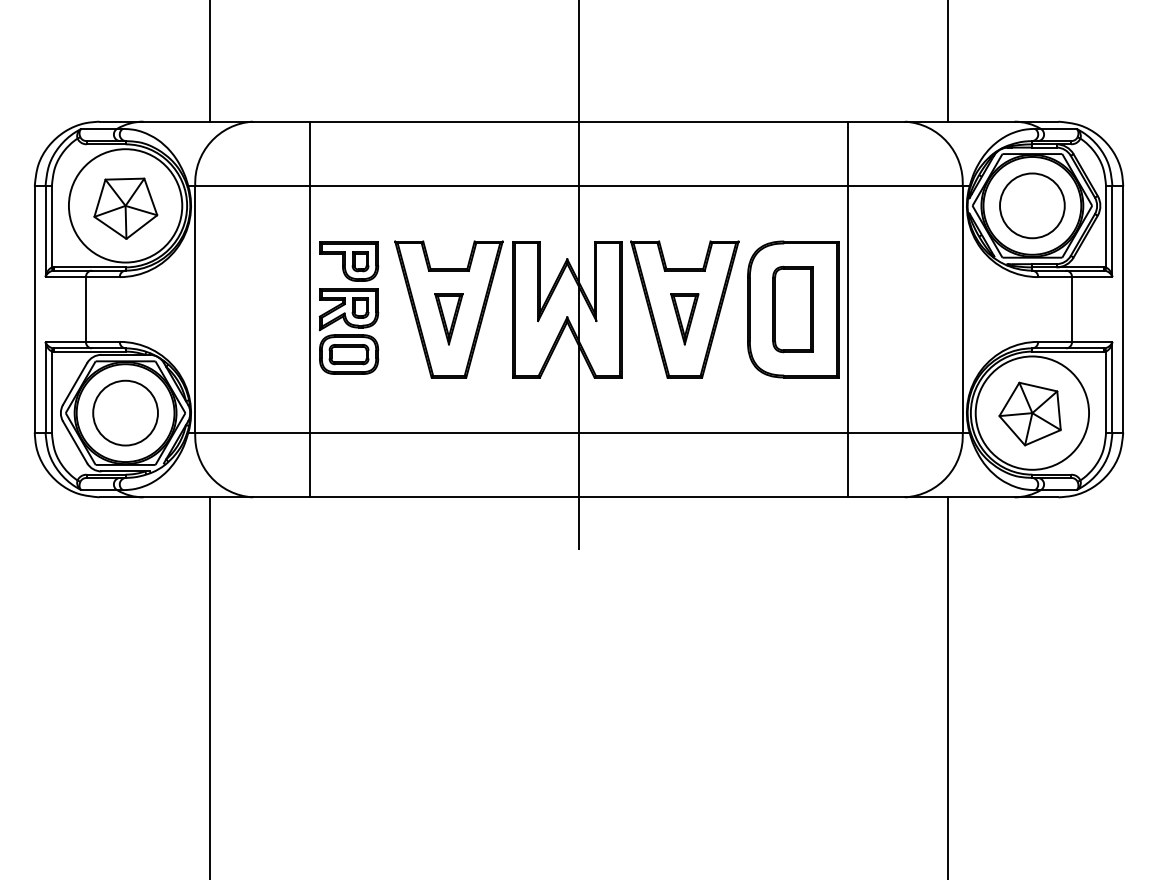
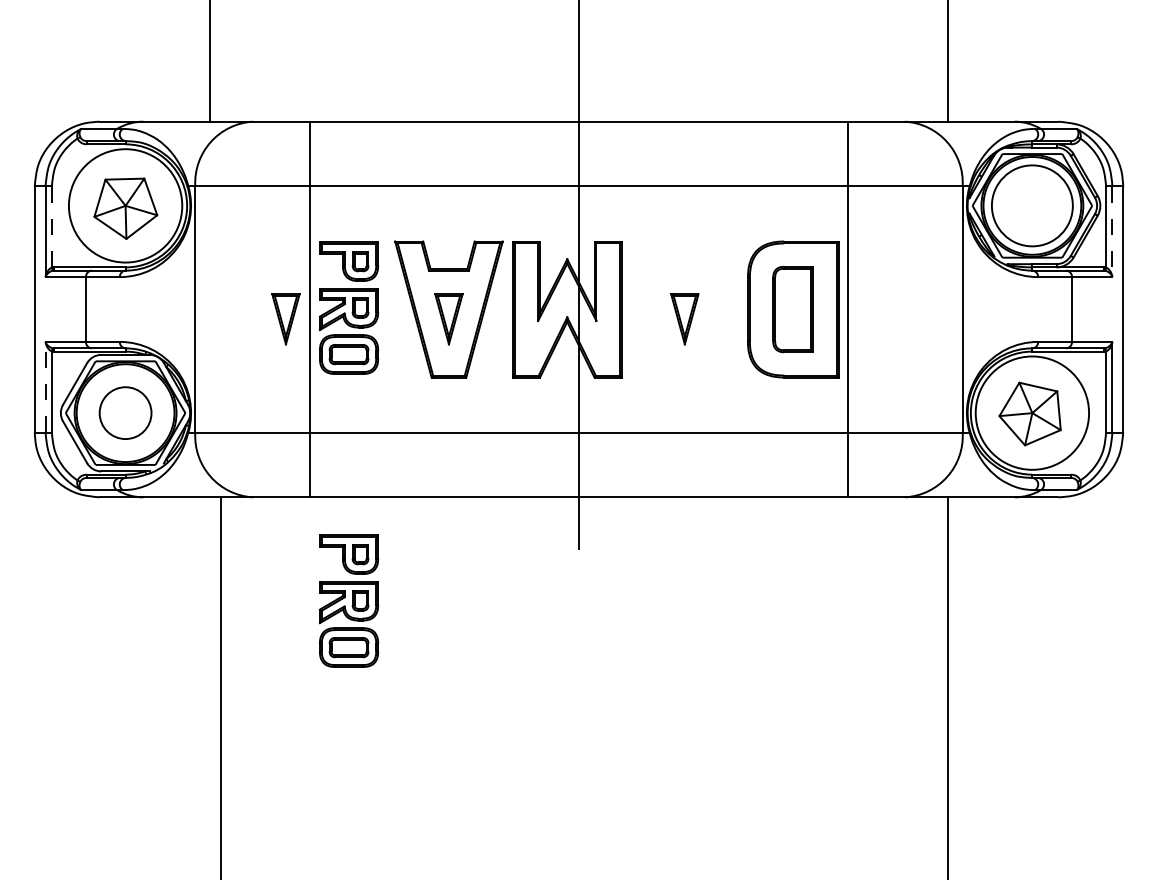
circle diameter: 65 px -> 81 px (1031, 205)
line: solid -> dashed (51, 227)
line: solid -> dashed (1112, 232)
part: present -> none (684, 309)
part: none -> present (285, 319)
line: solid -> dashed (45, 386)
circle diameter: 65 px -> 52 px (125, 413)
part: none -> present (348, 600)
line position: (209, 686) -> (220, 686) (220, 686)
